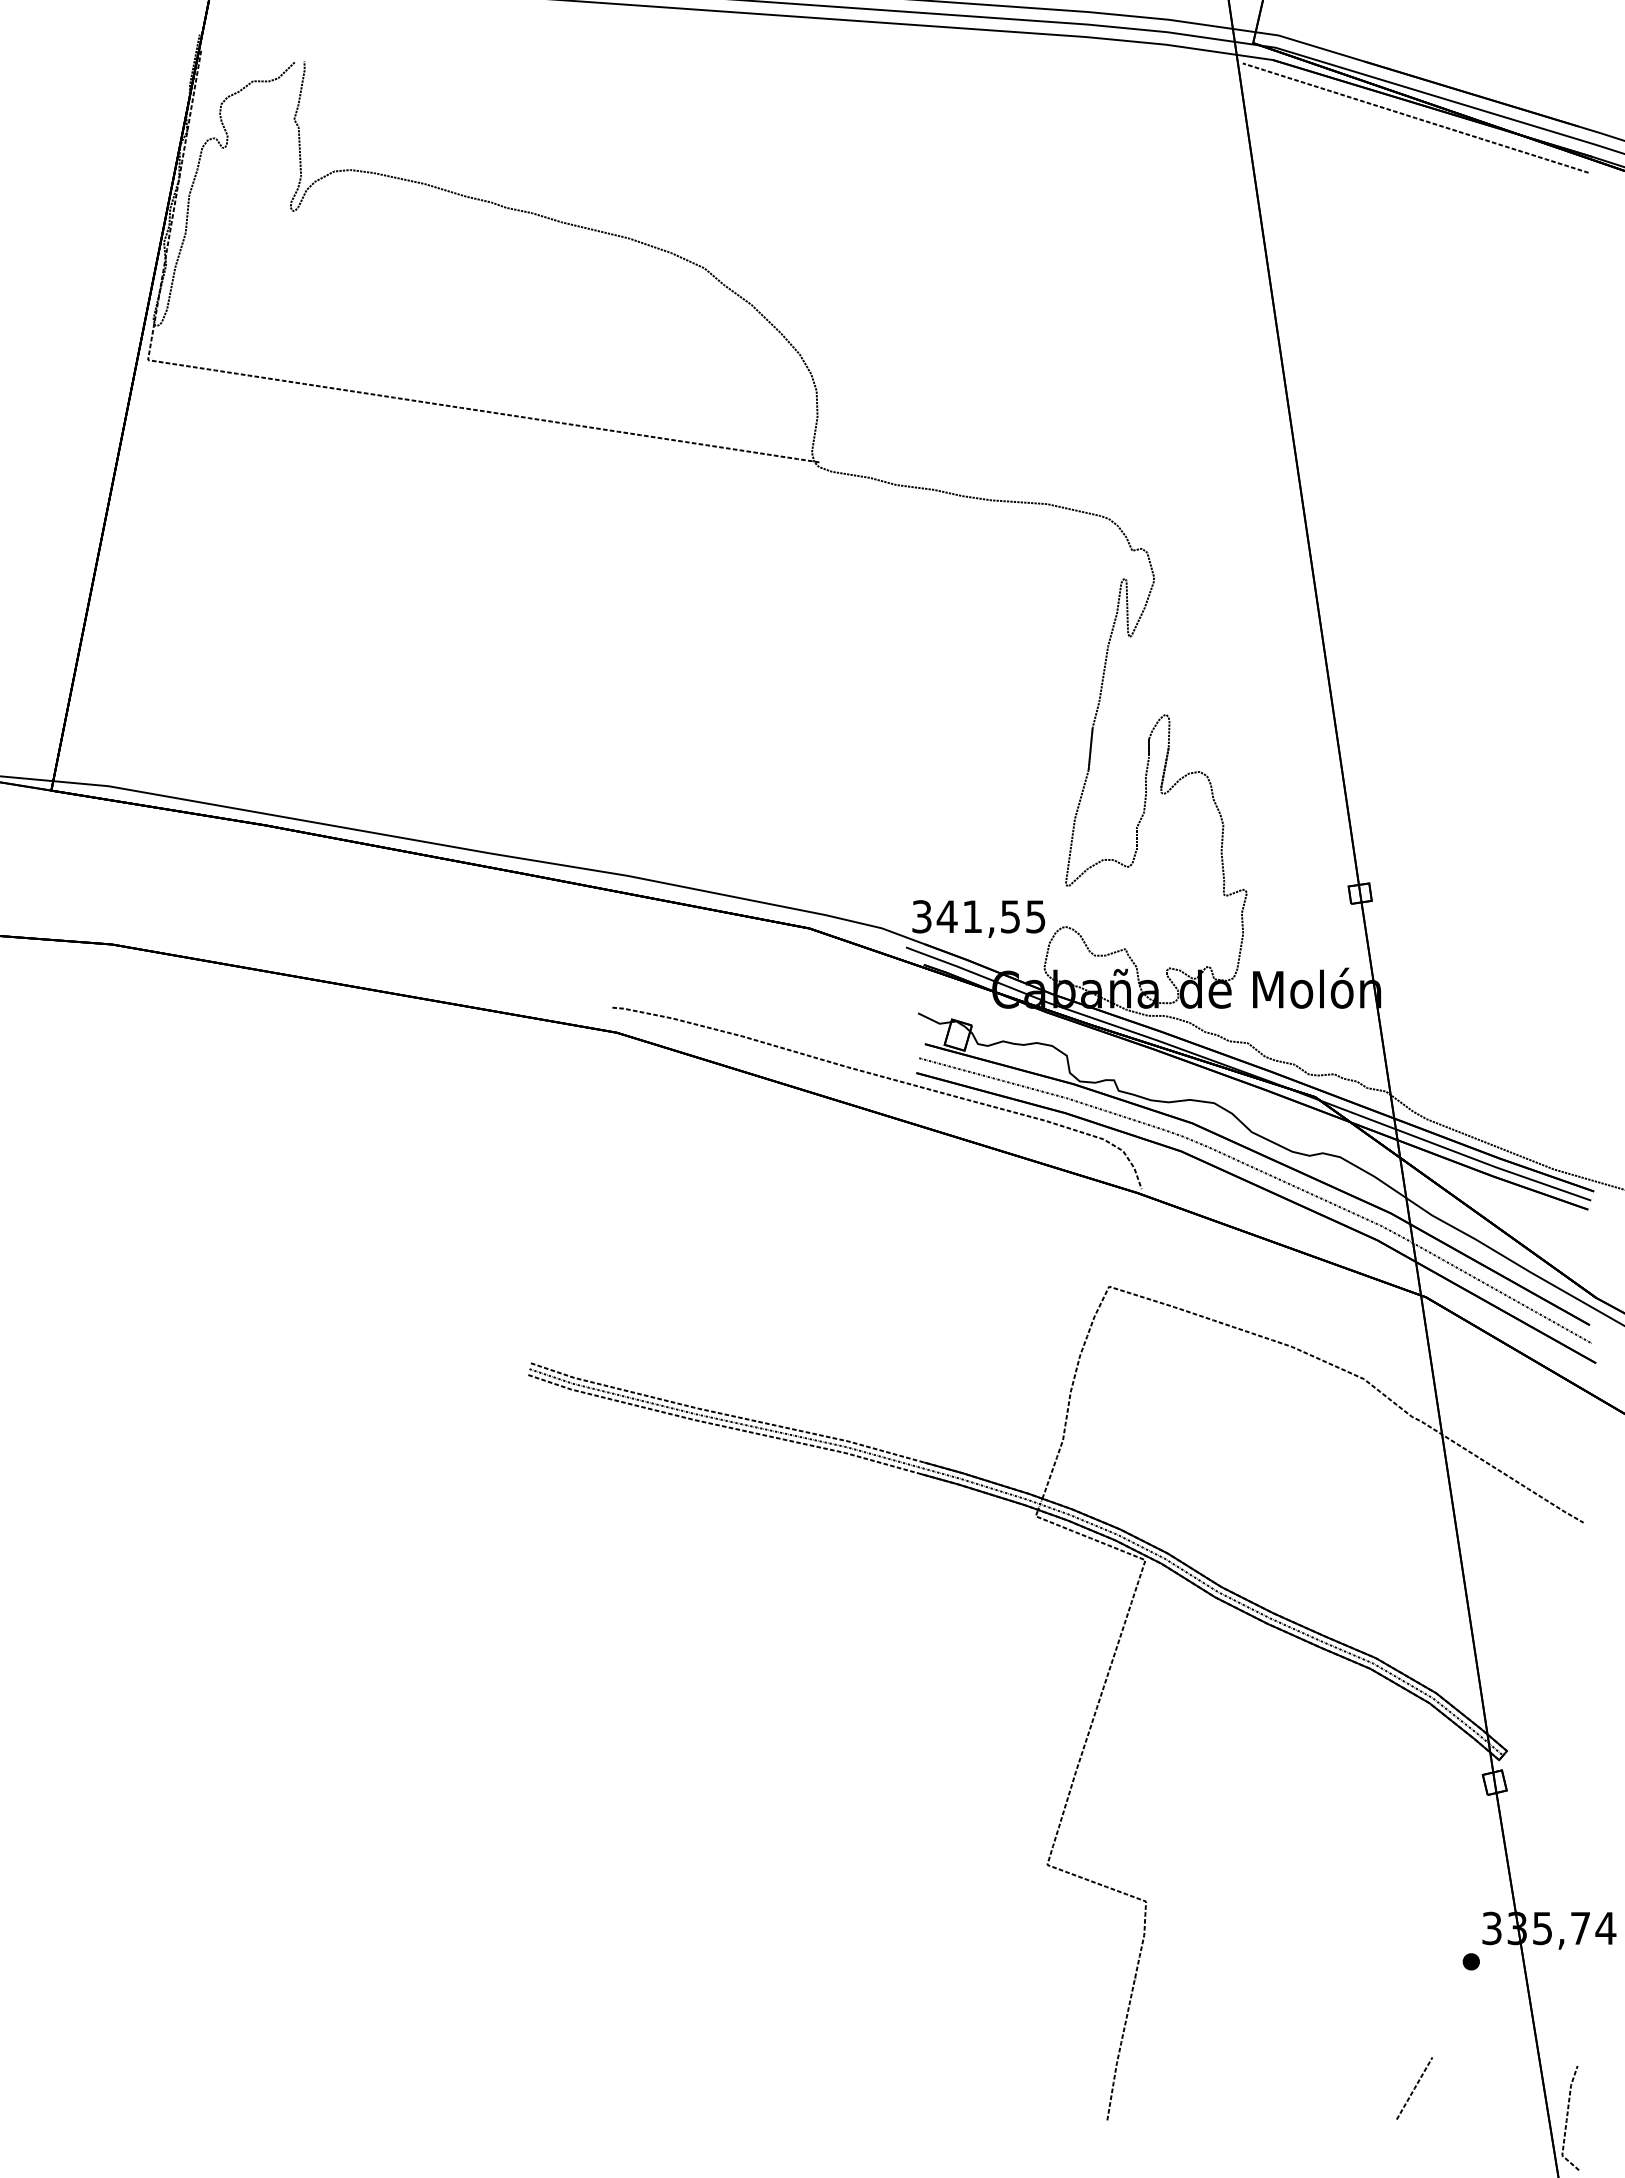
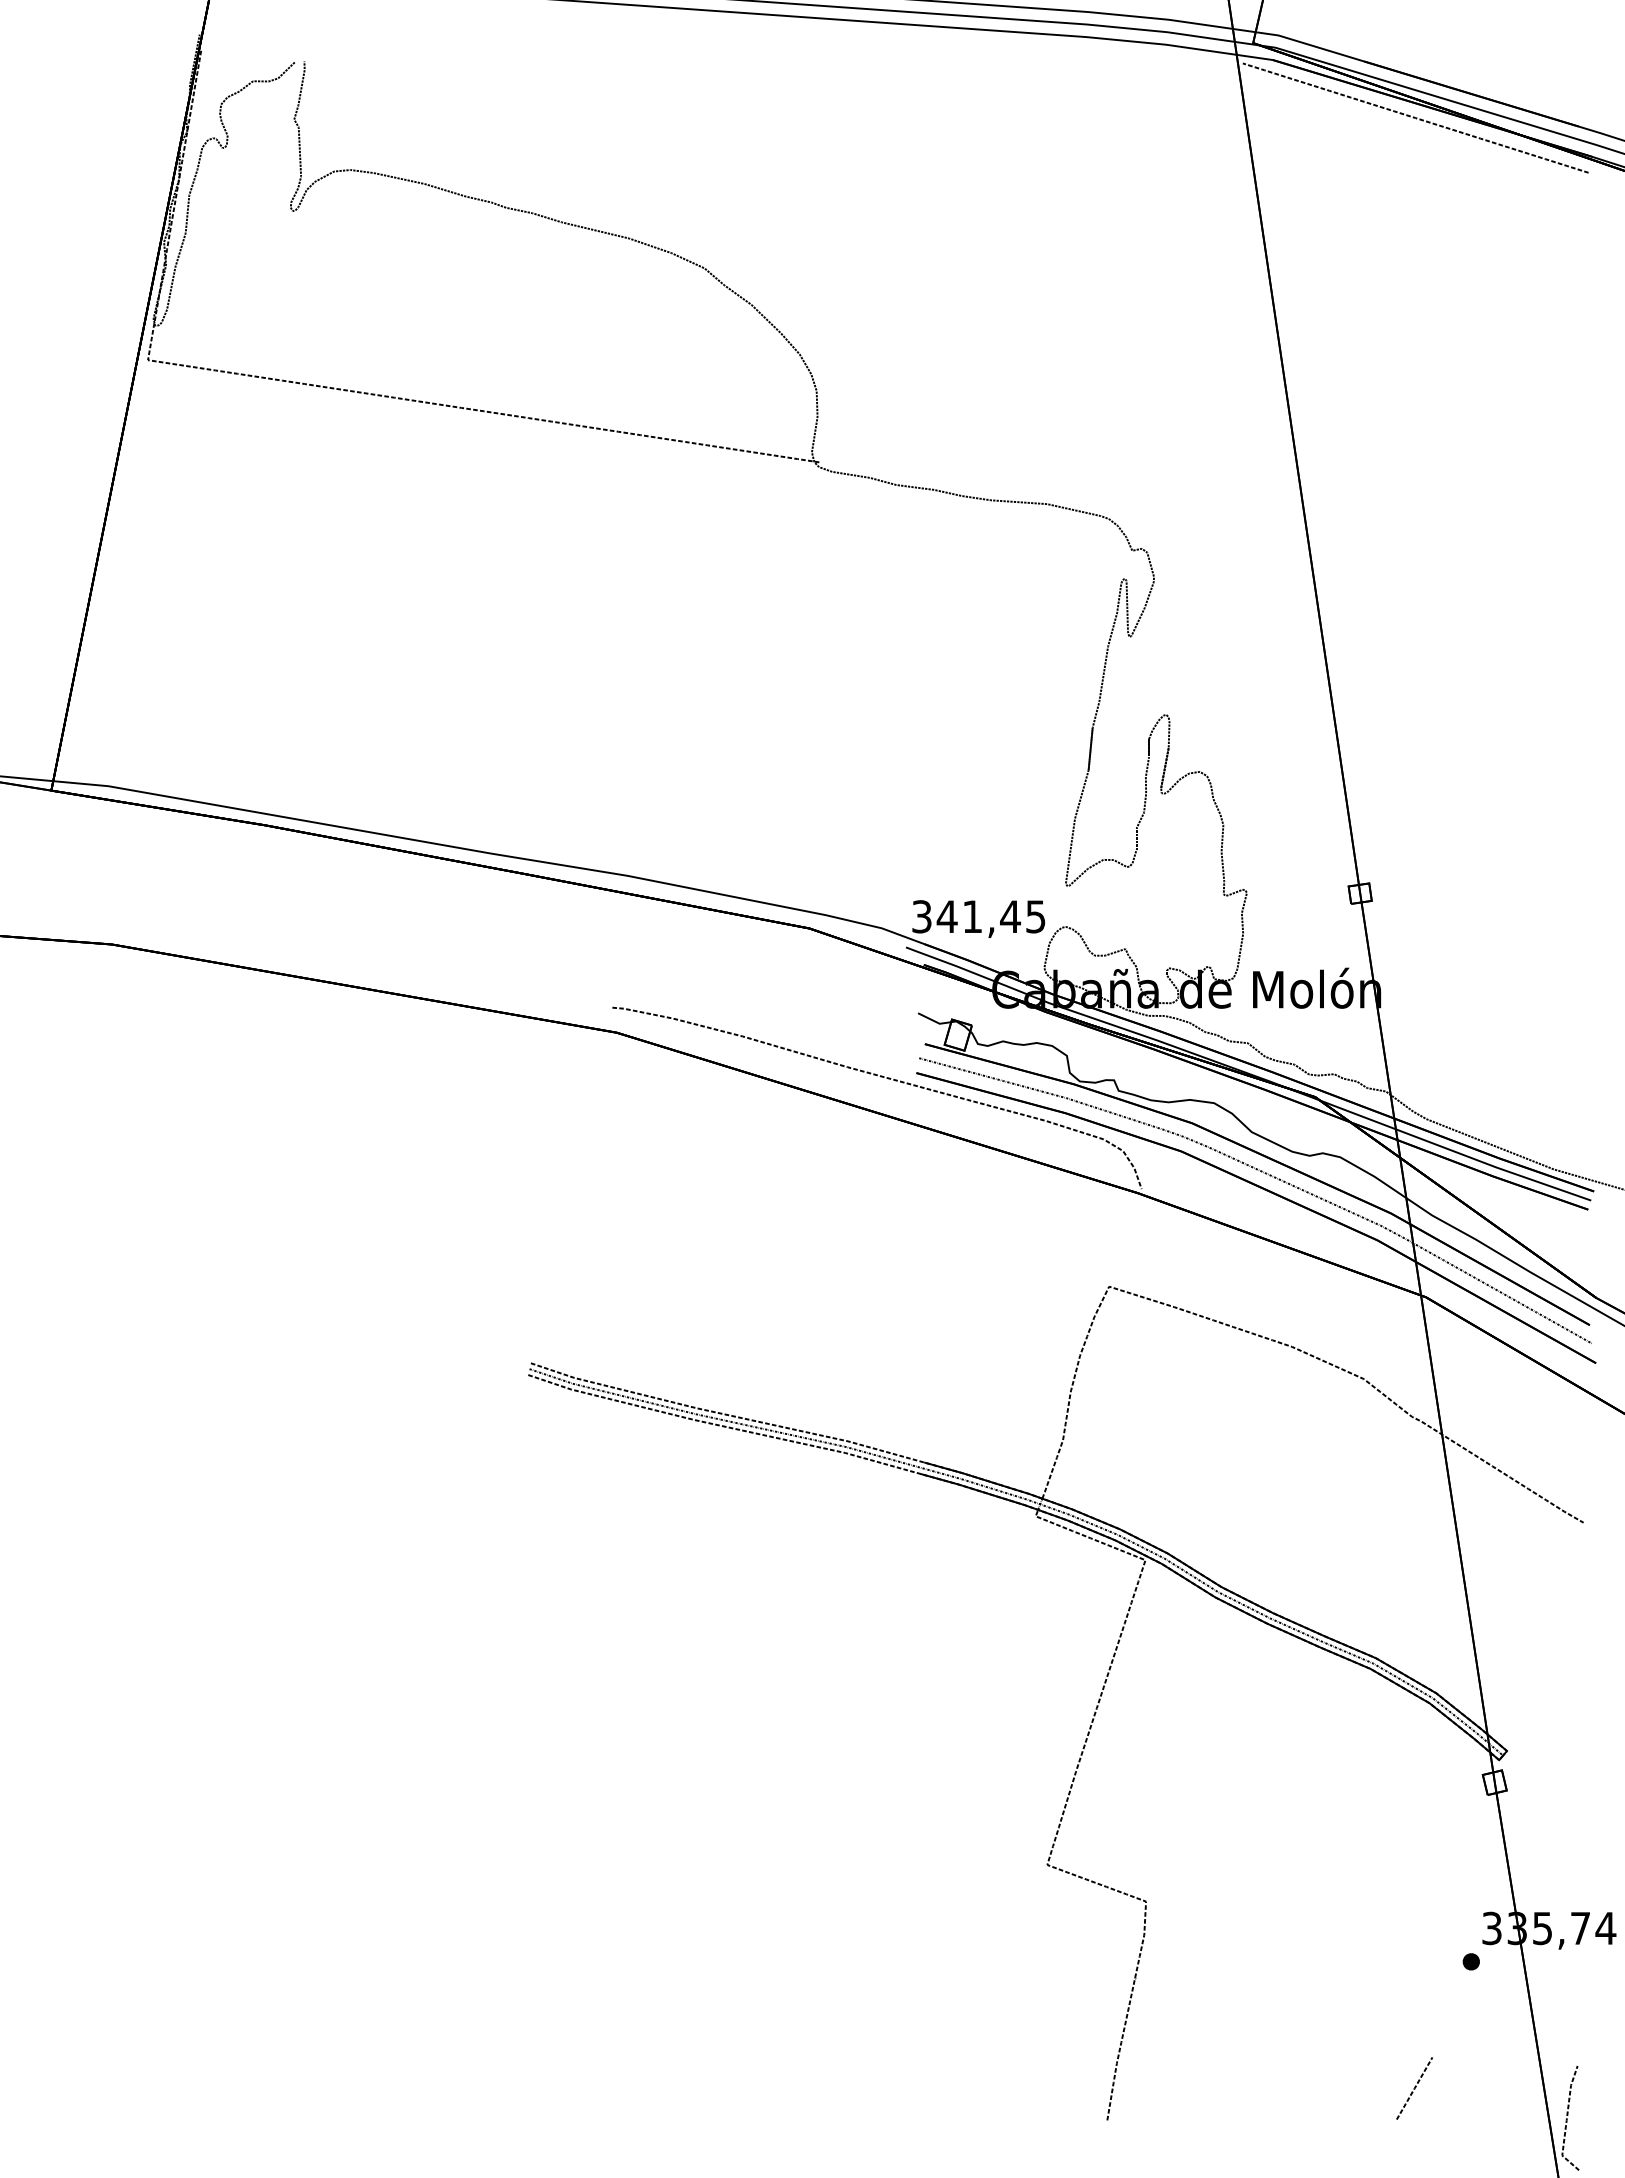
text: 341,55 -> 341,45 (1010, 916)
